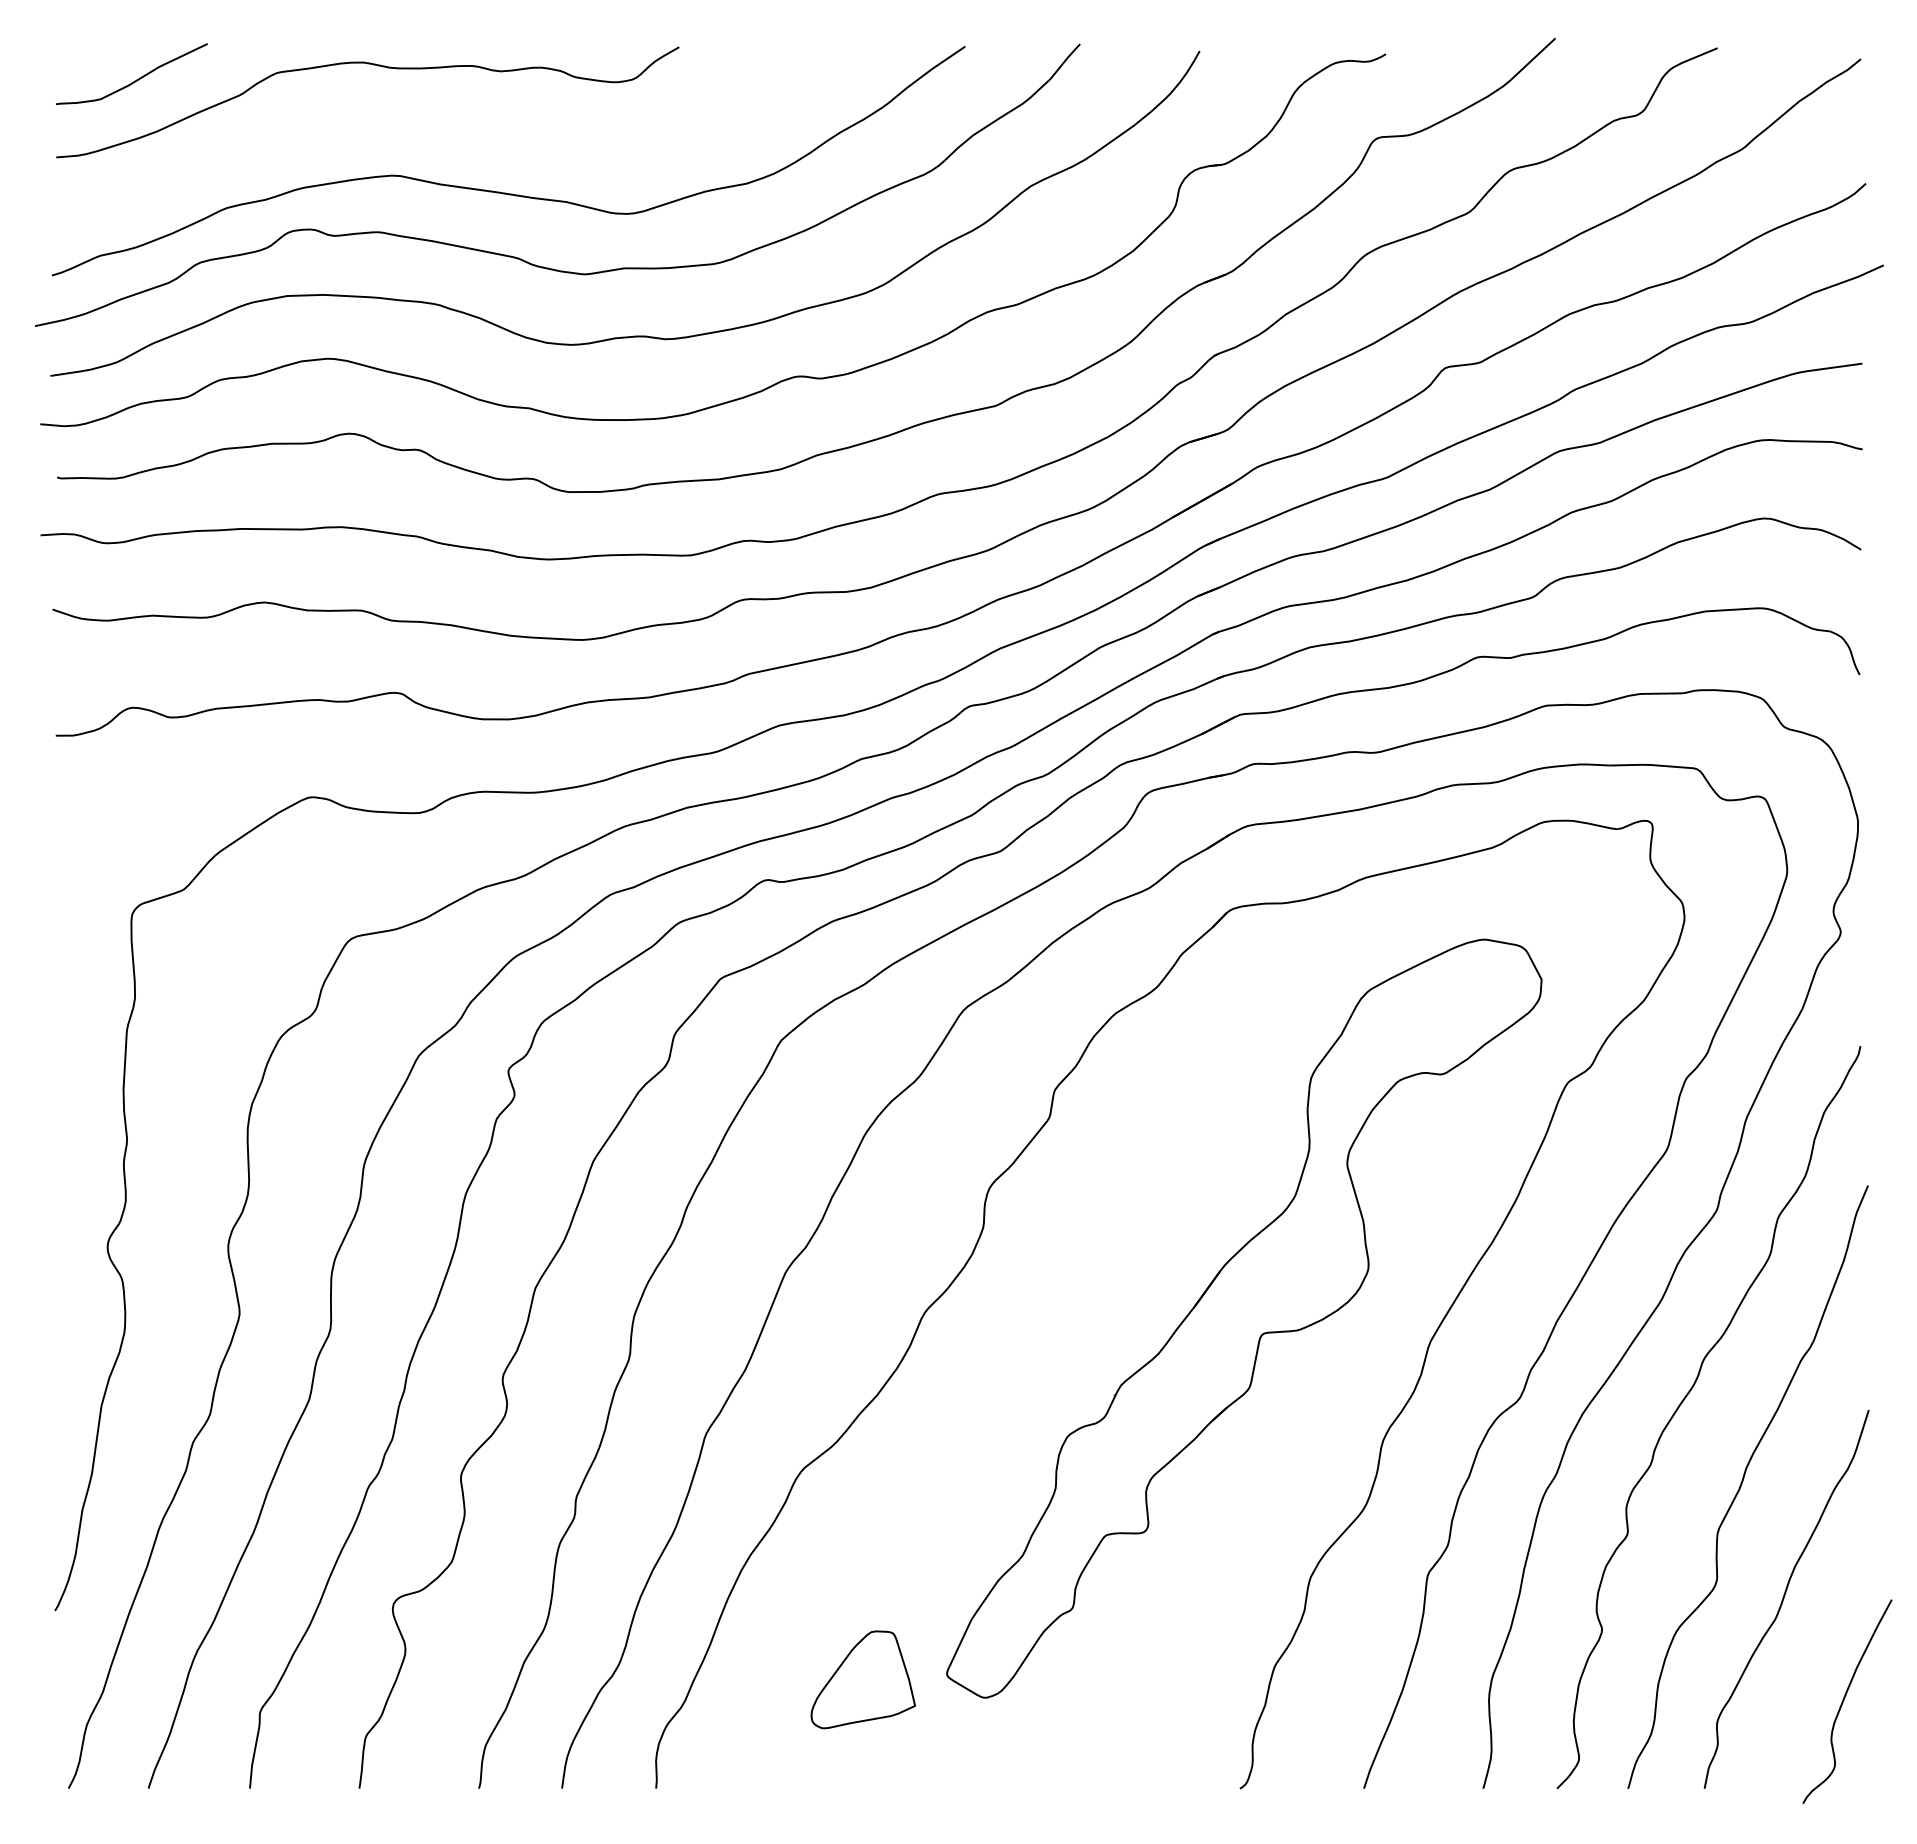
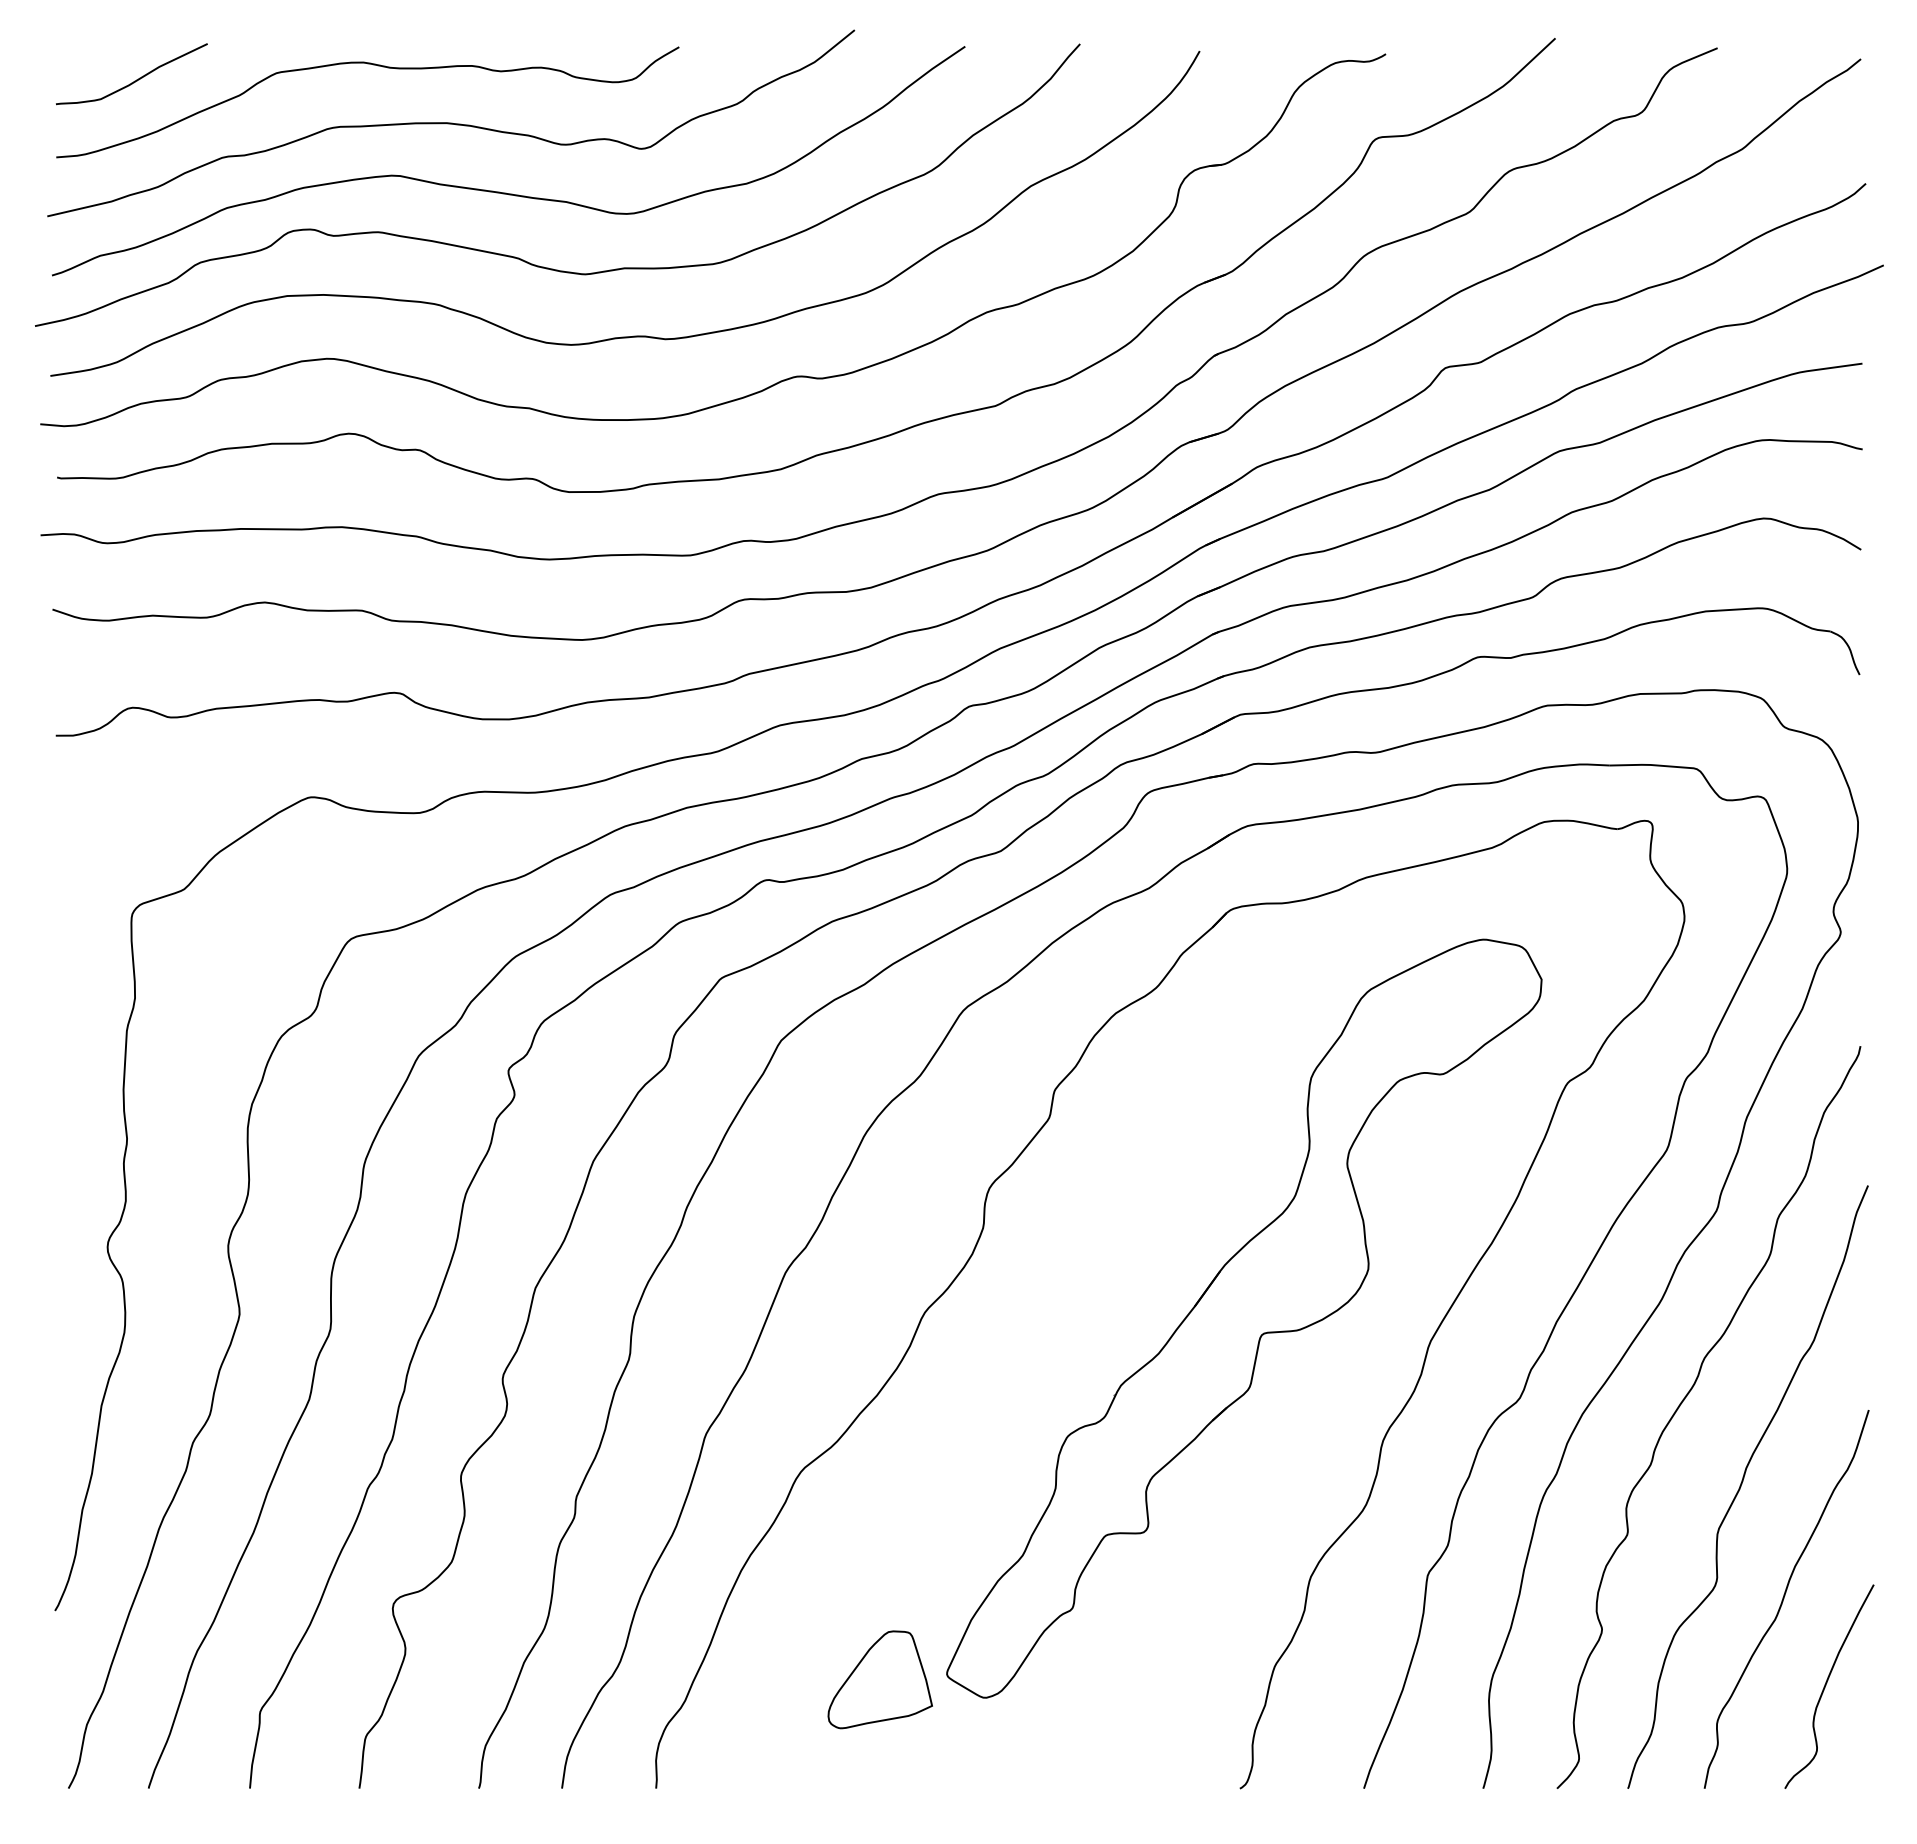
curve: none -> present (451, 123)
part position: (862, 1679) -> (879, 1679) (879, 1679)
curve position: (1844, 1700) -> (1826, 1685) (1826, 1685)
